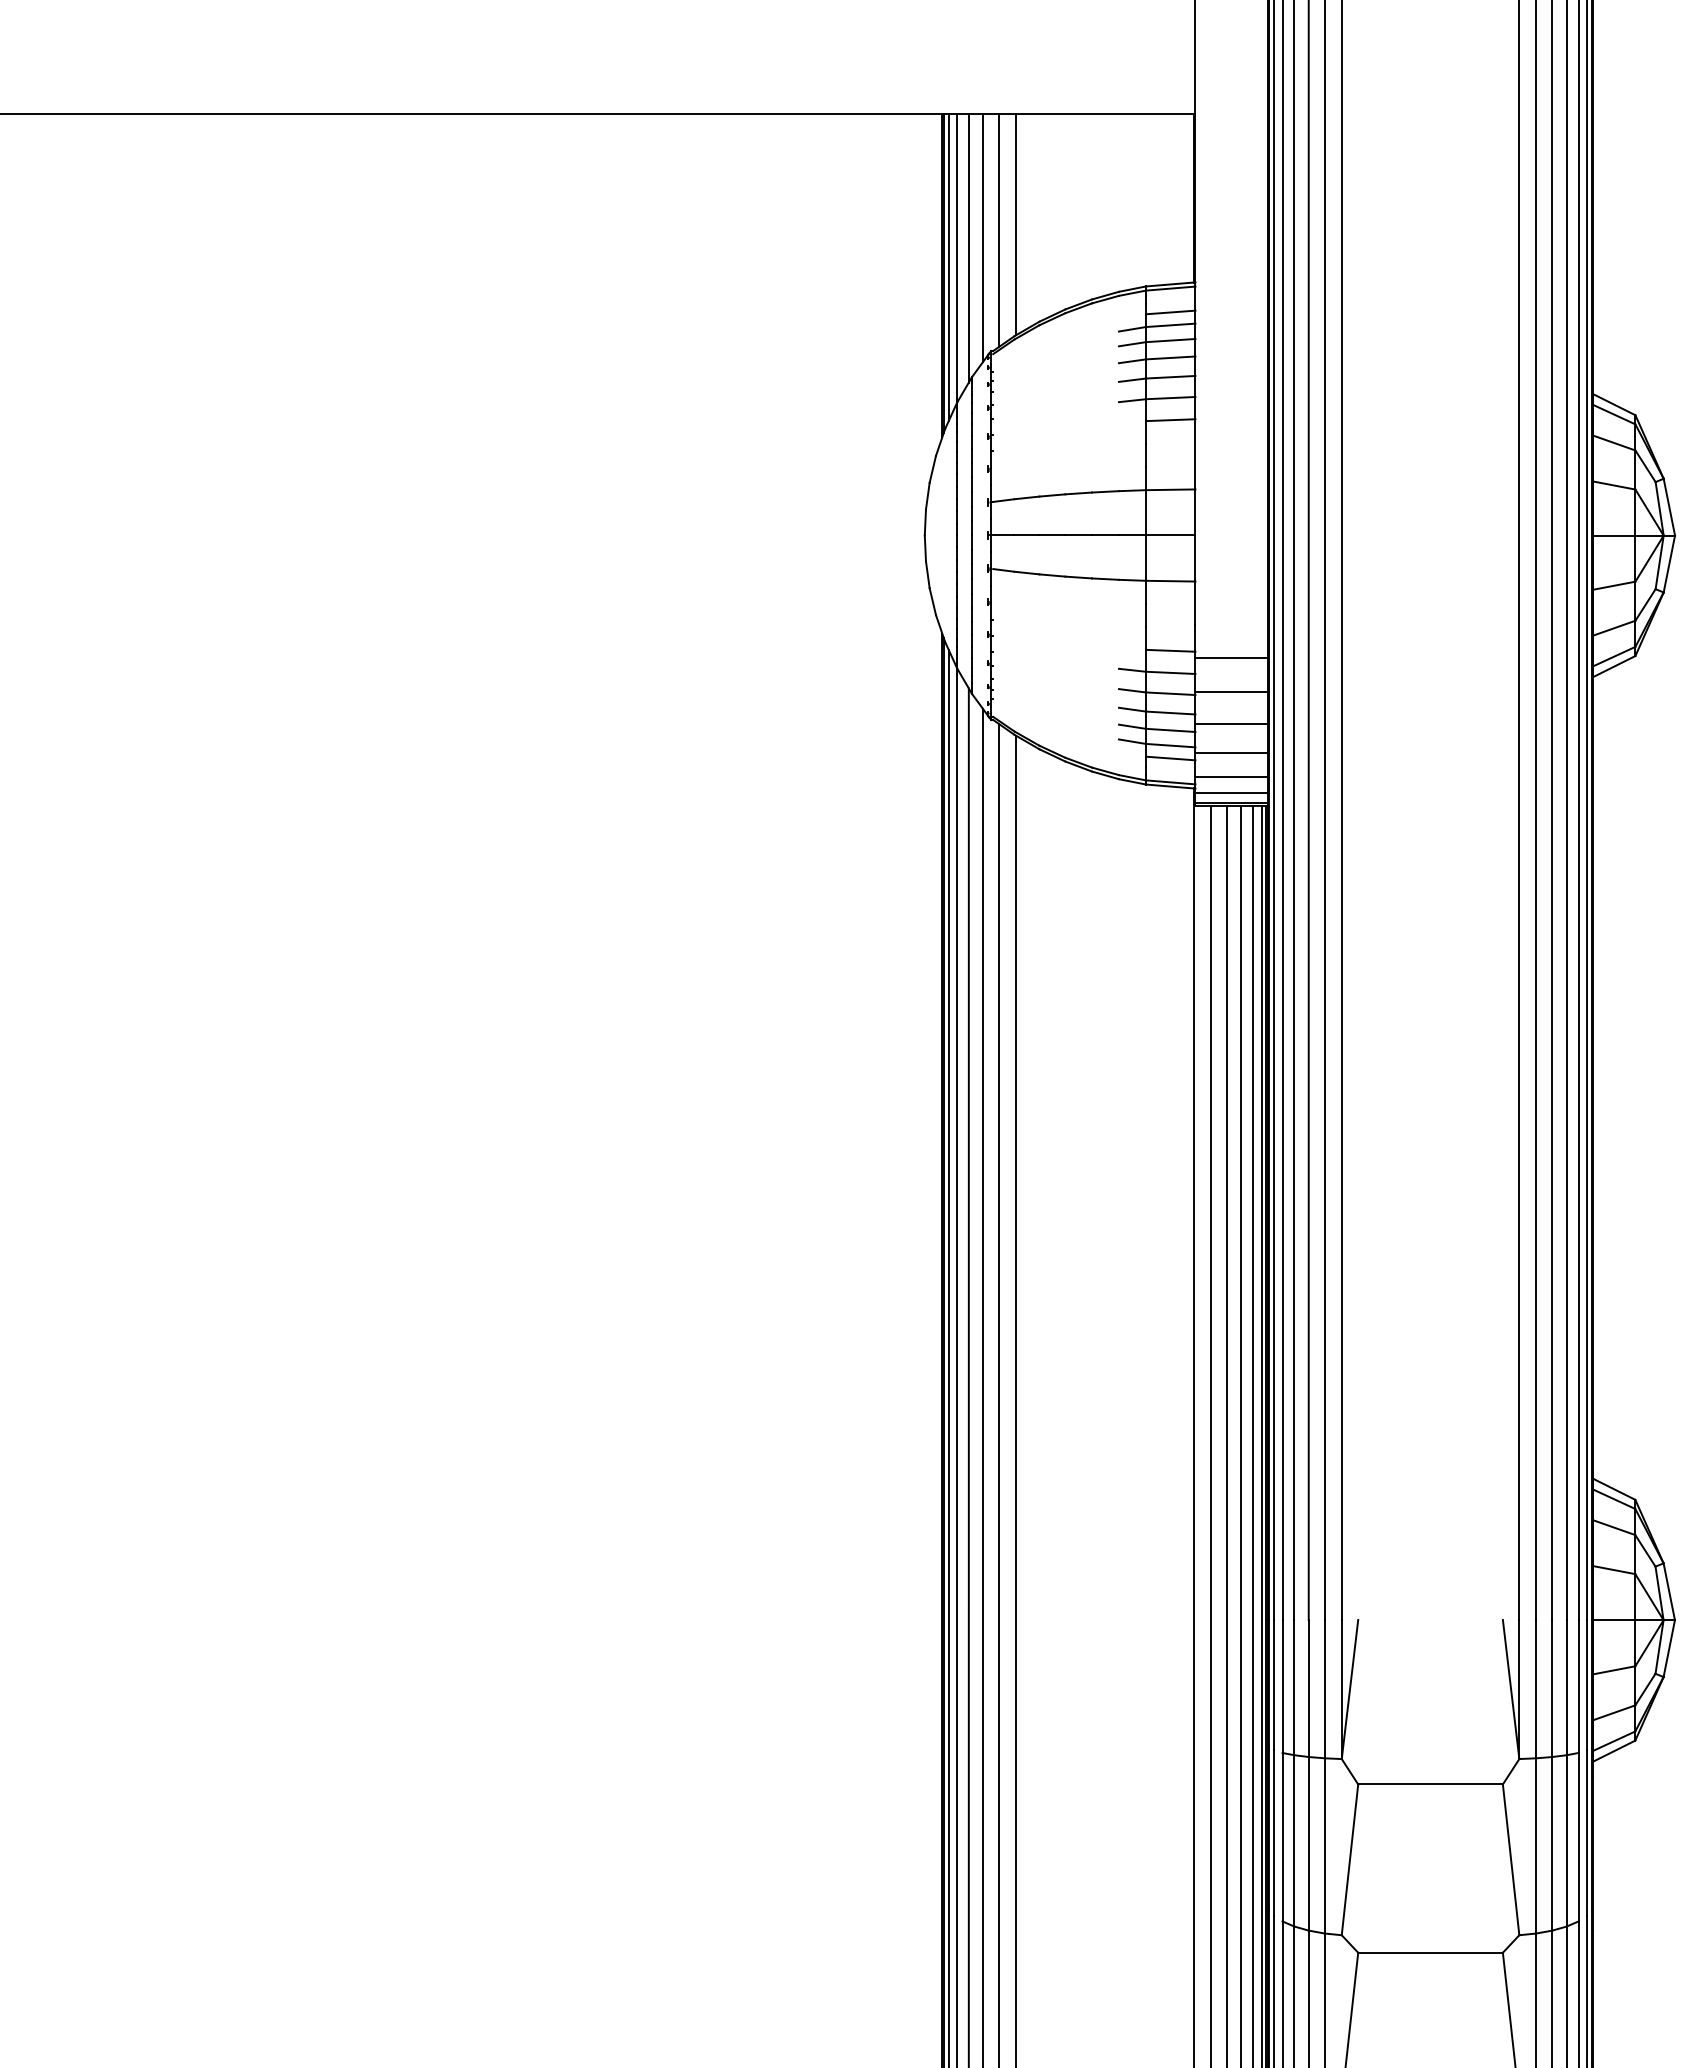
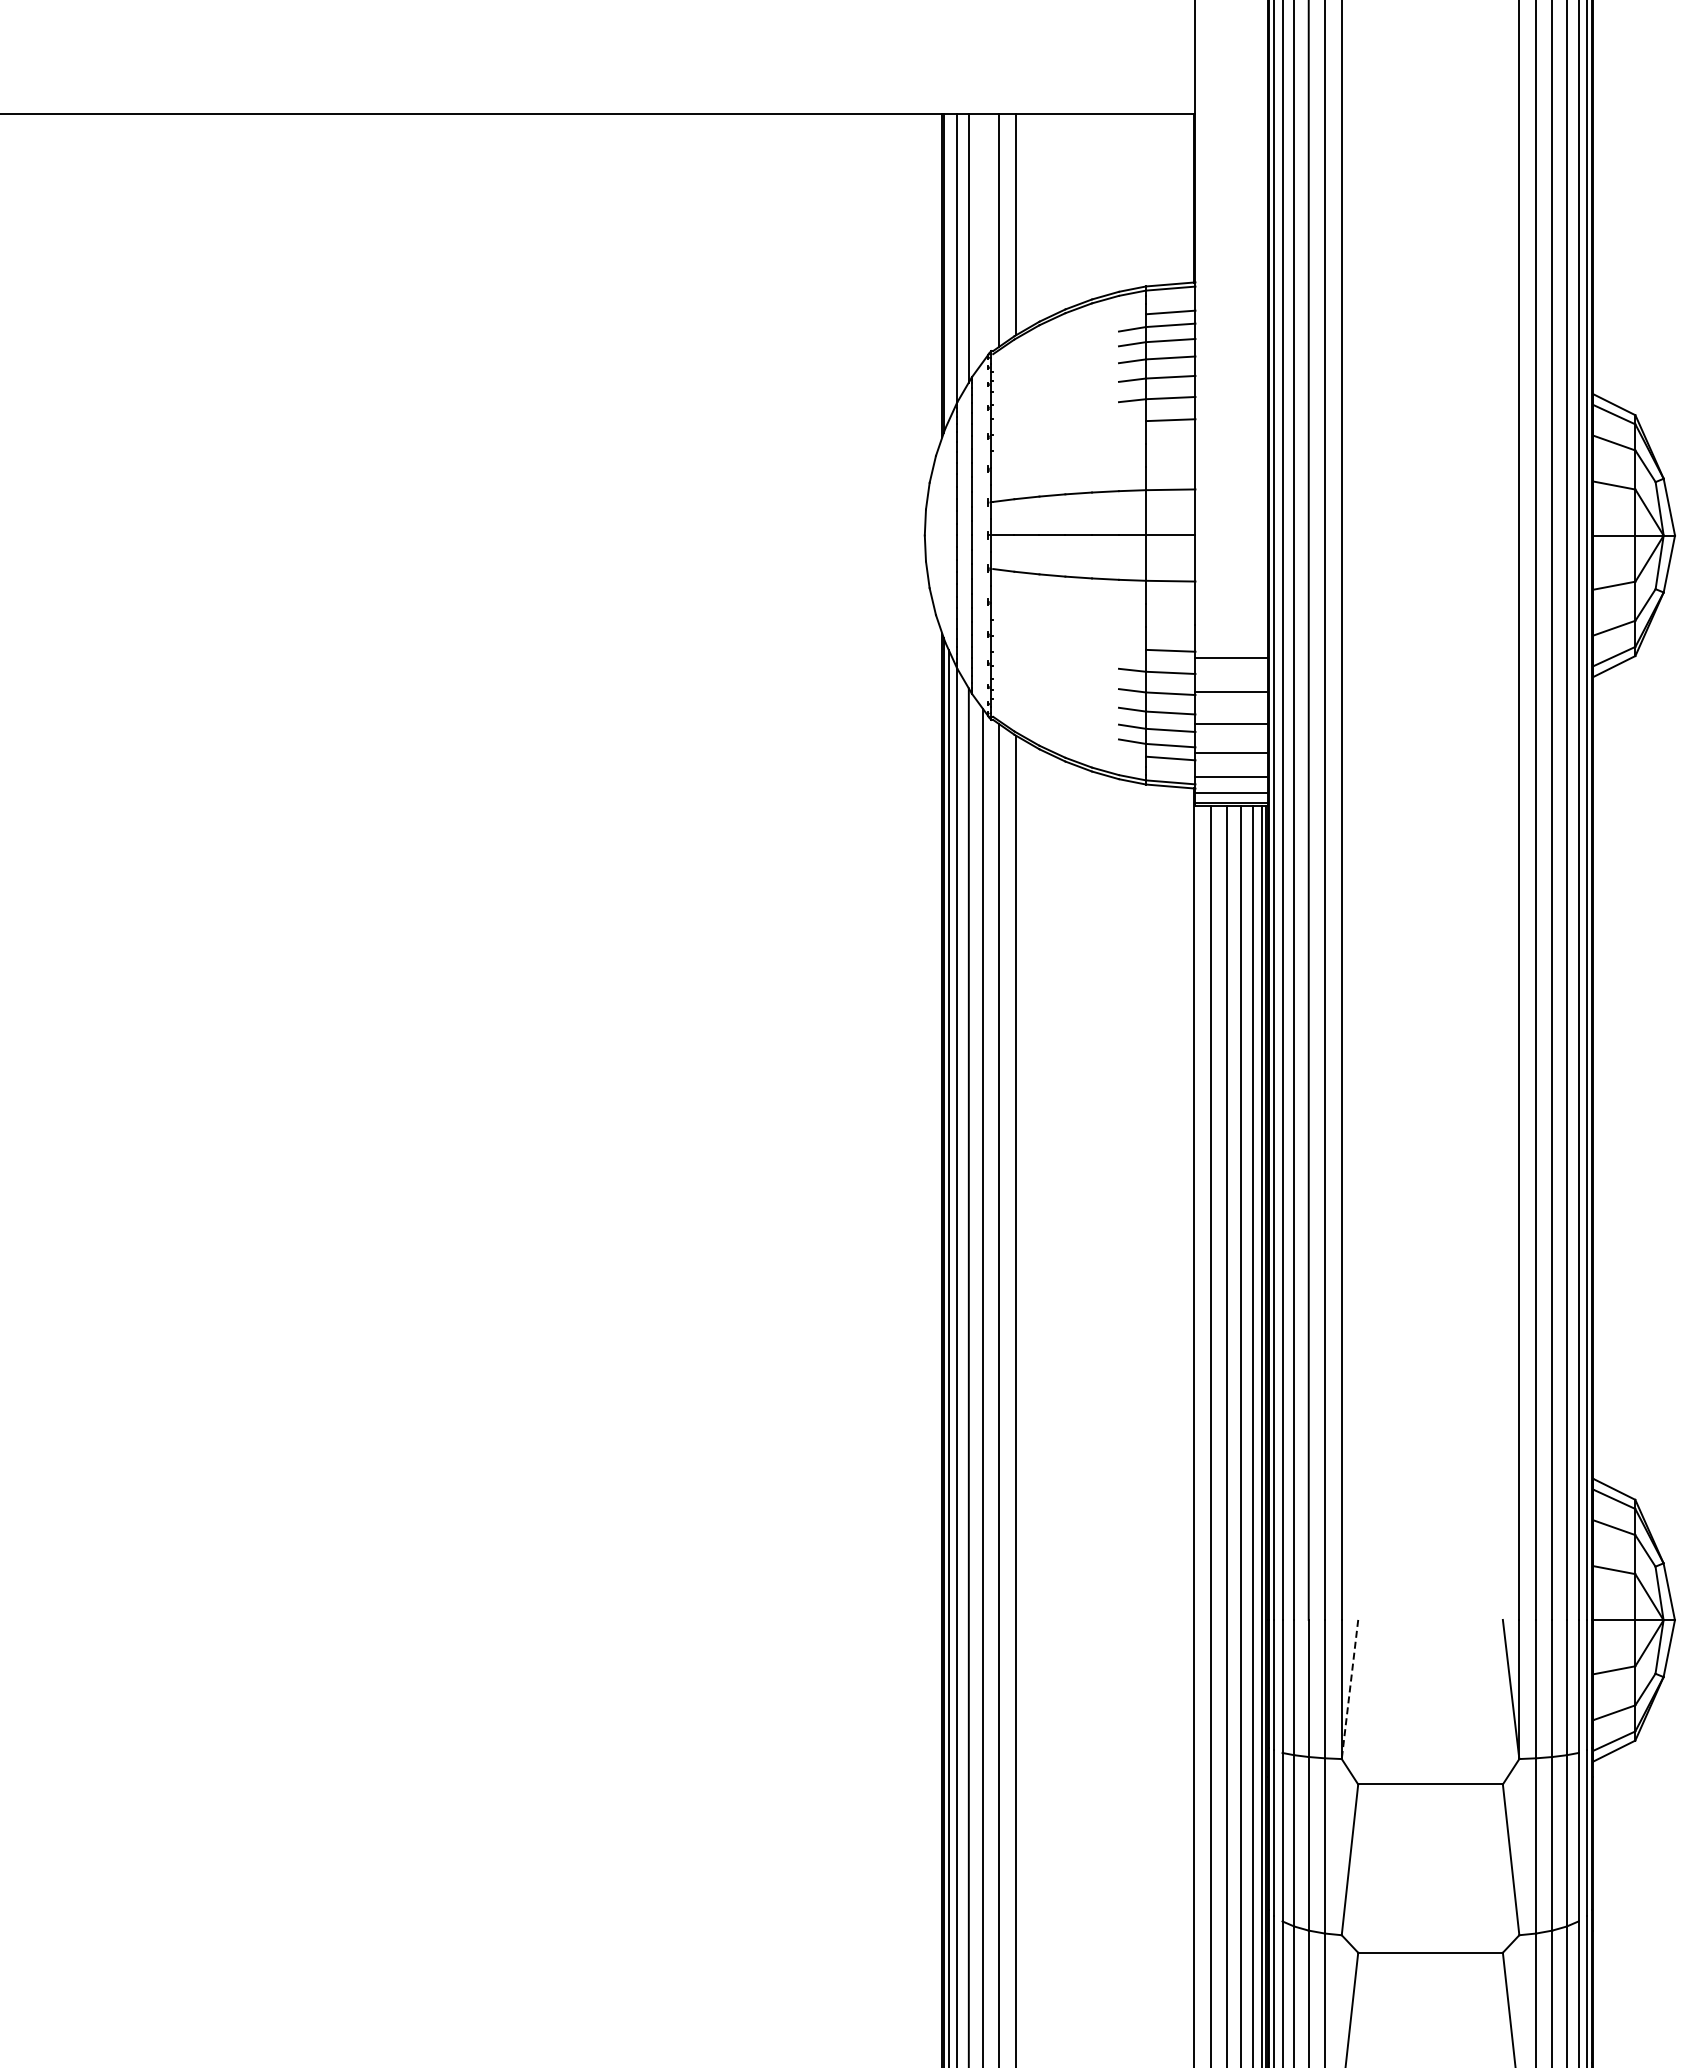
line: present -> none (983, 237)
line: present -> none (948, 267)
line: solid -> dashed (1349, 1689)
